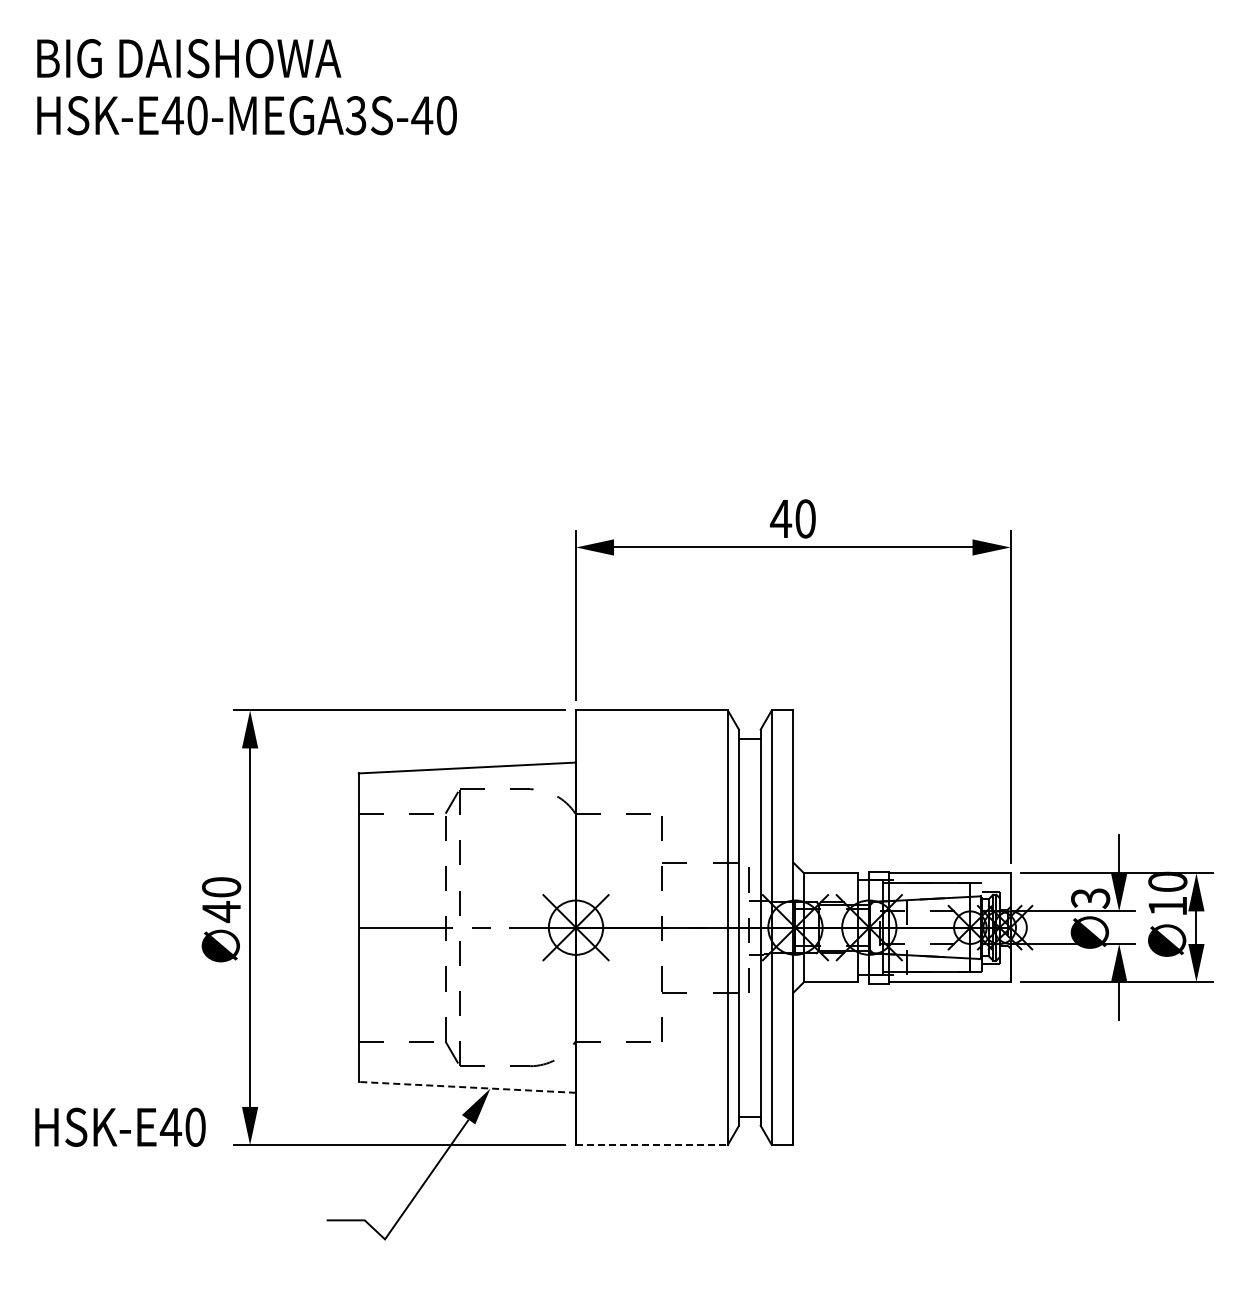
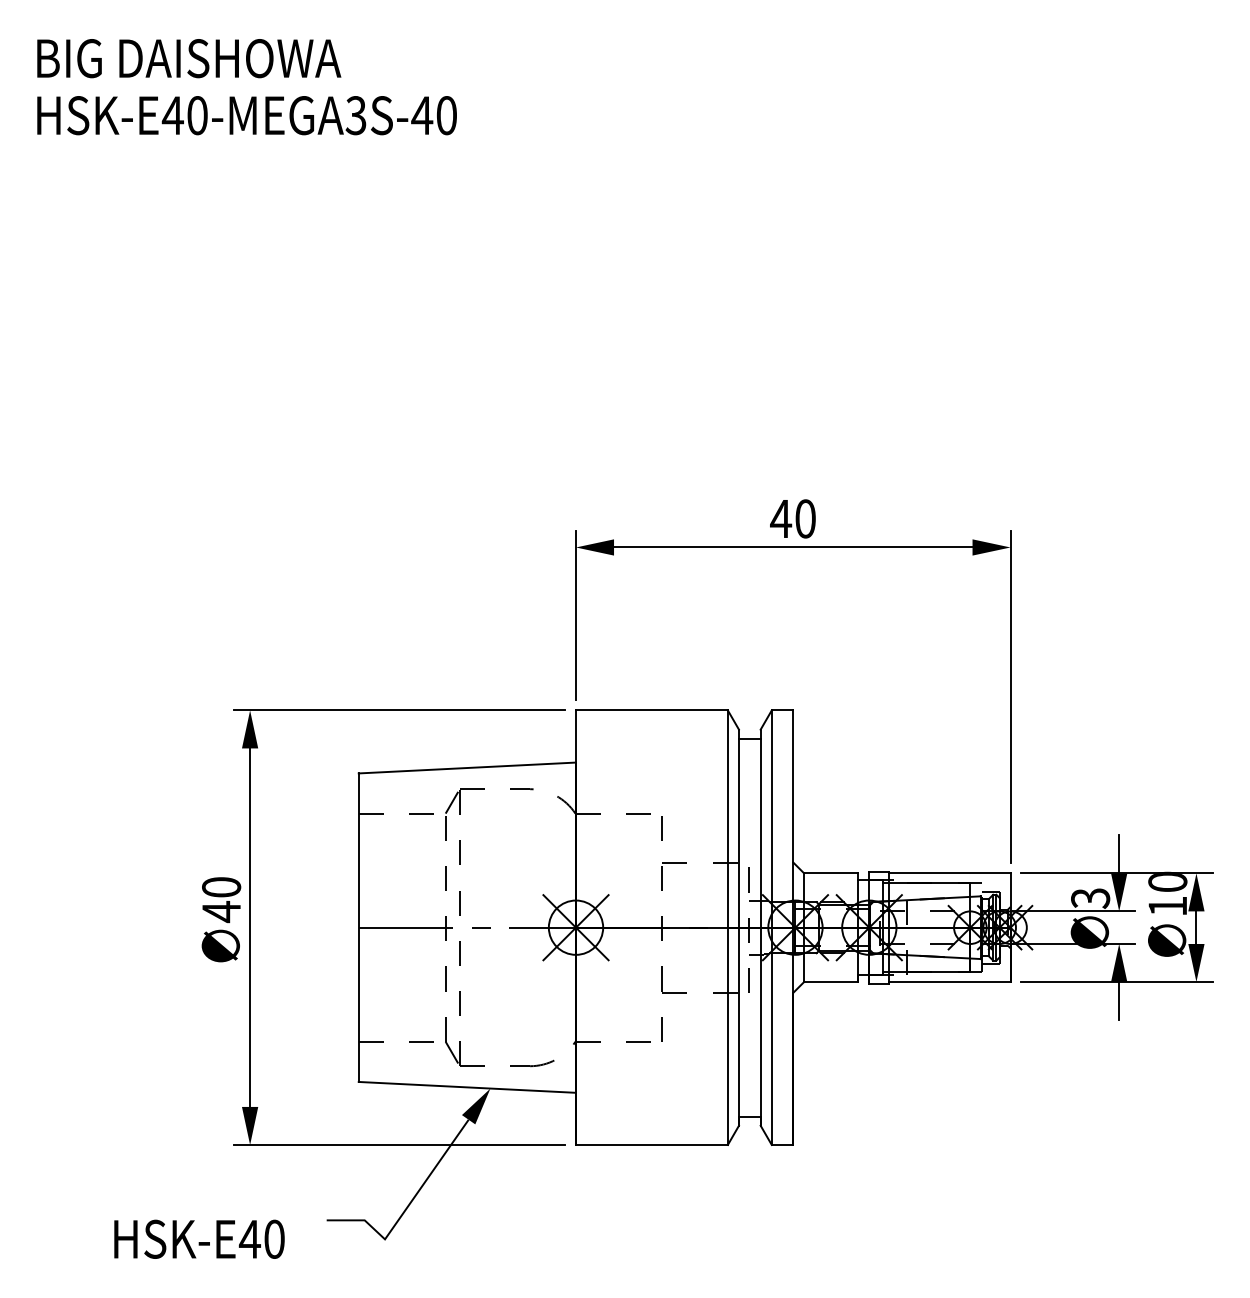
line: dashed -> solid (467, 1087)
text position: (120, 1126) -> (199, 1238) (199, 1238)
line: dashed -> solid (651, 1144)
